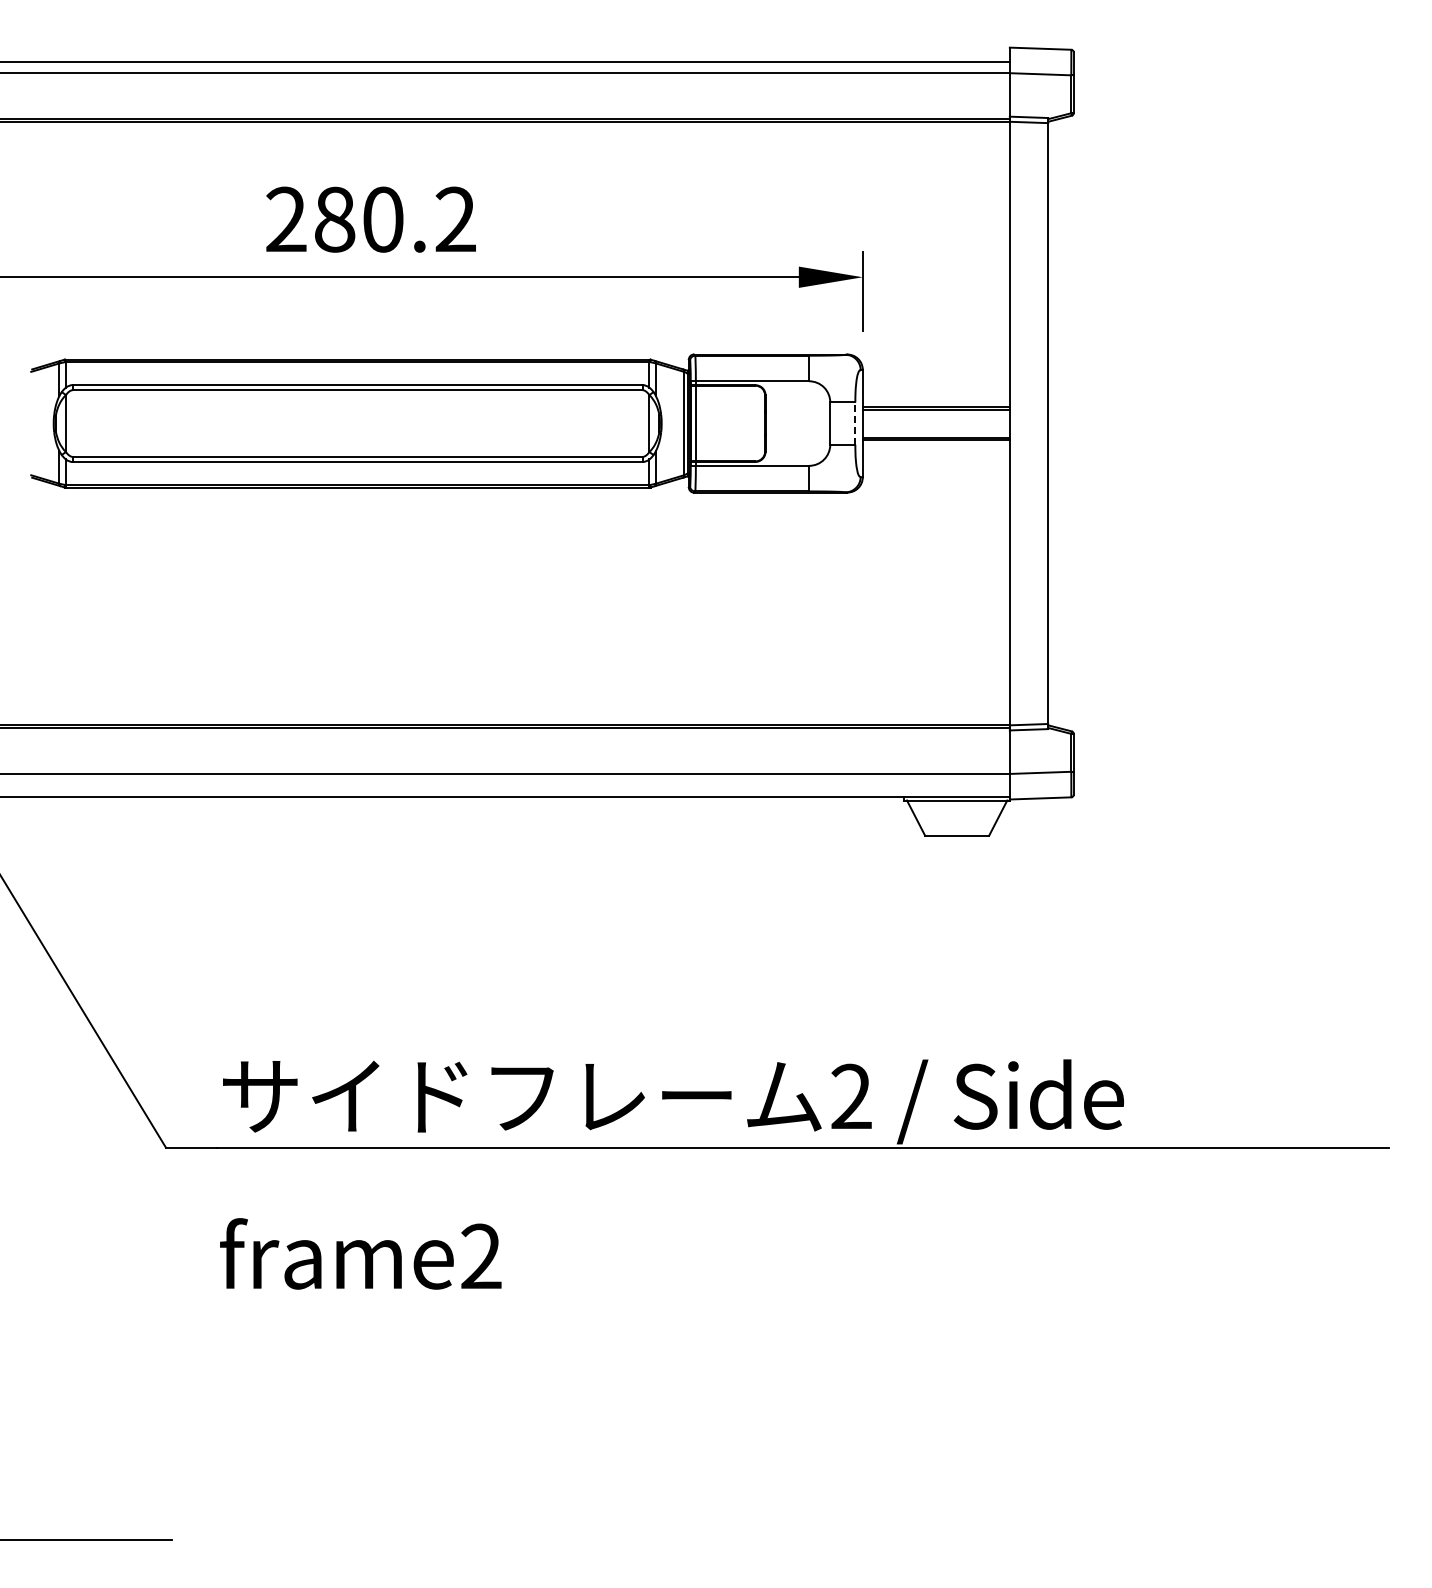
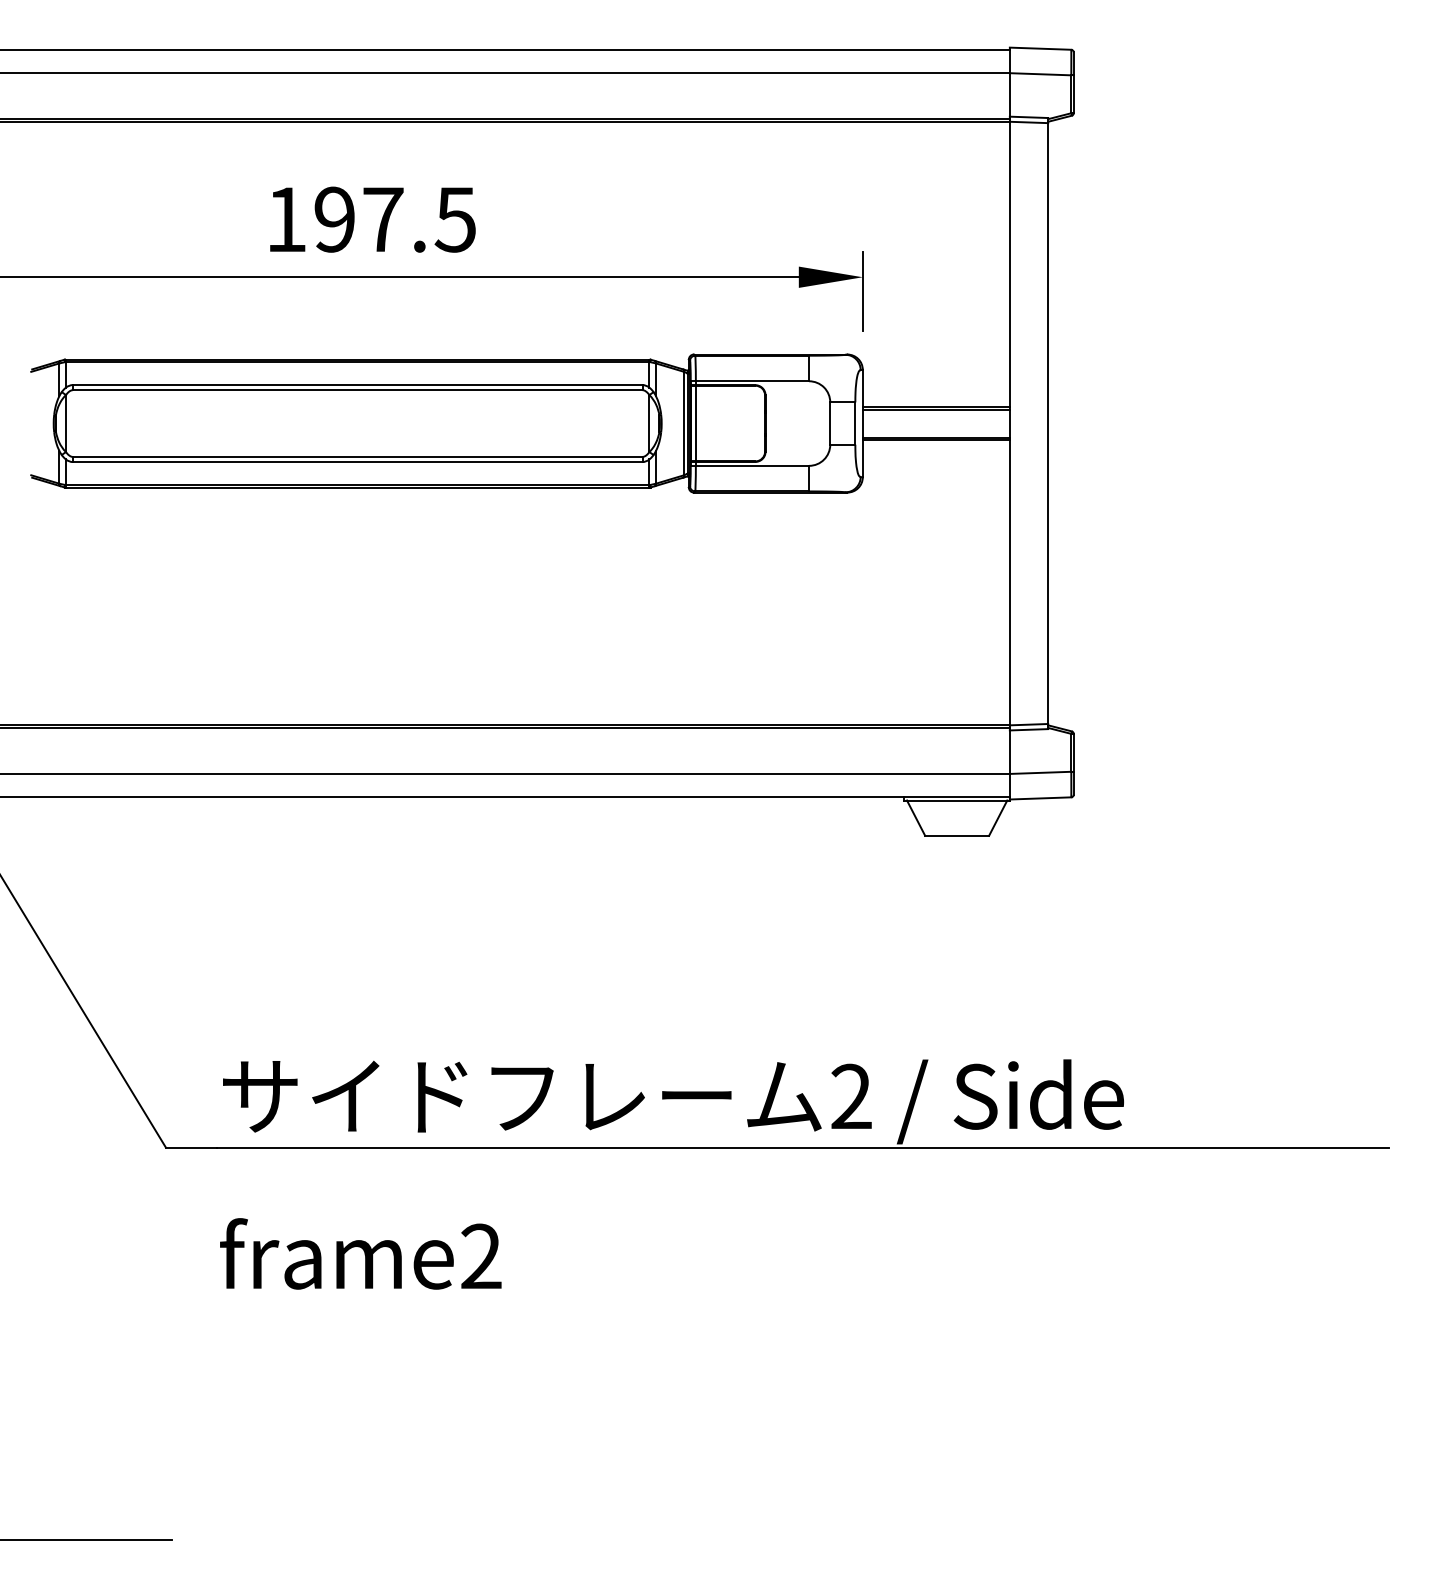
line position: (505, 62) -> (505, 50) (505, 50)
text: 280.2 -> 197.5 (370, 219)
line: dashed -> solid (855, 423)
